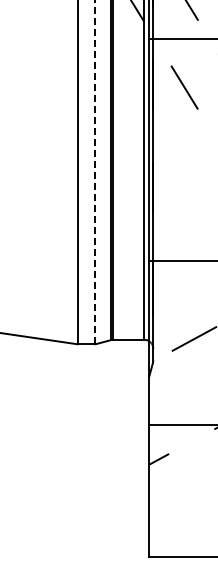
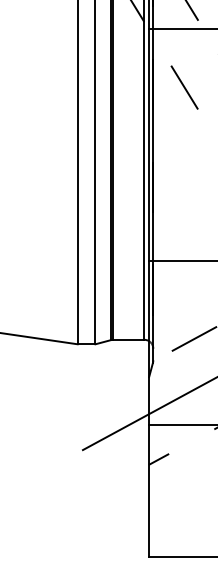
line position: (181, 38) -> (181, 28) (181, 28)
line: dashed -> solid (95, 172)
line: none -> present (148, 414)
